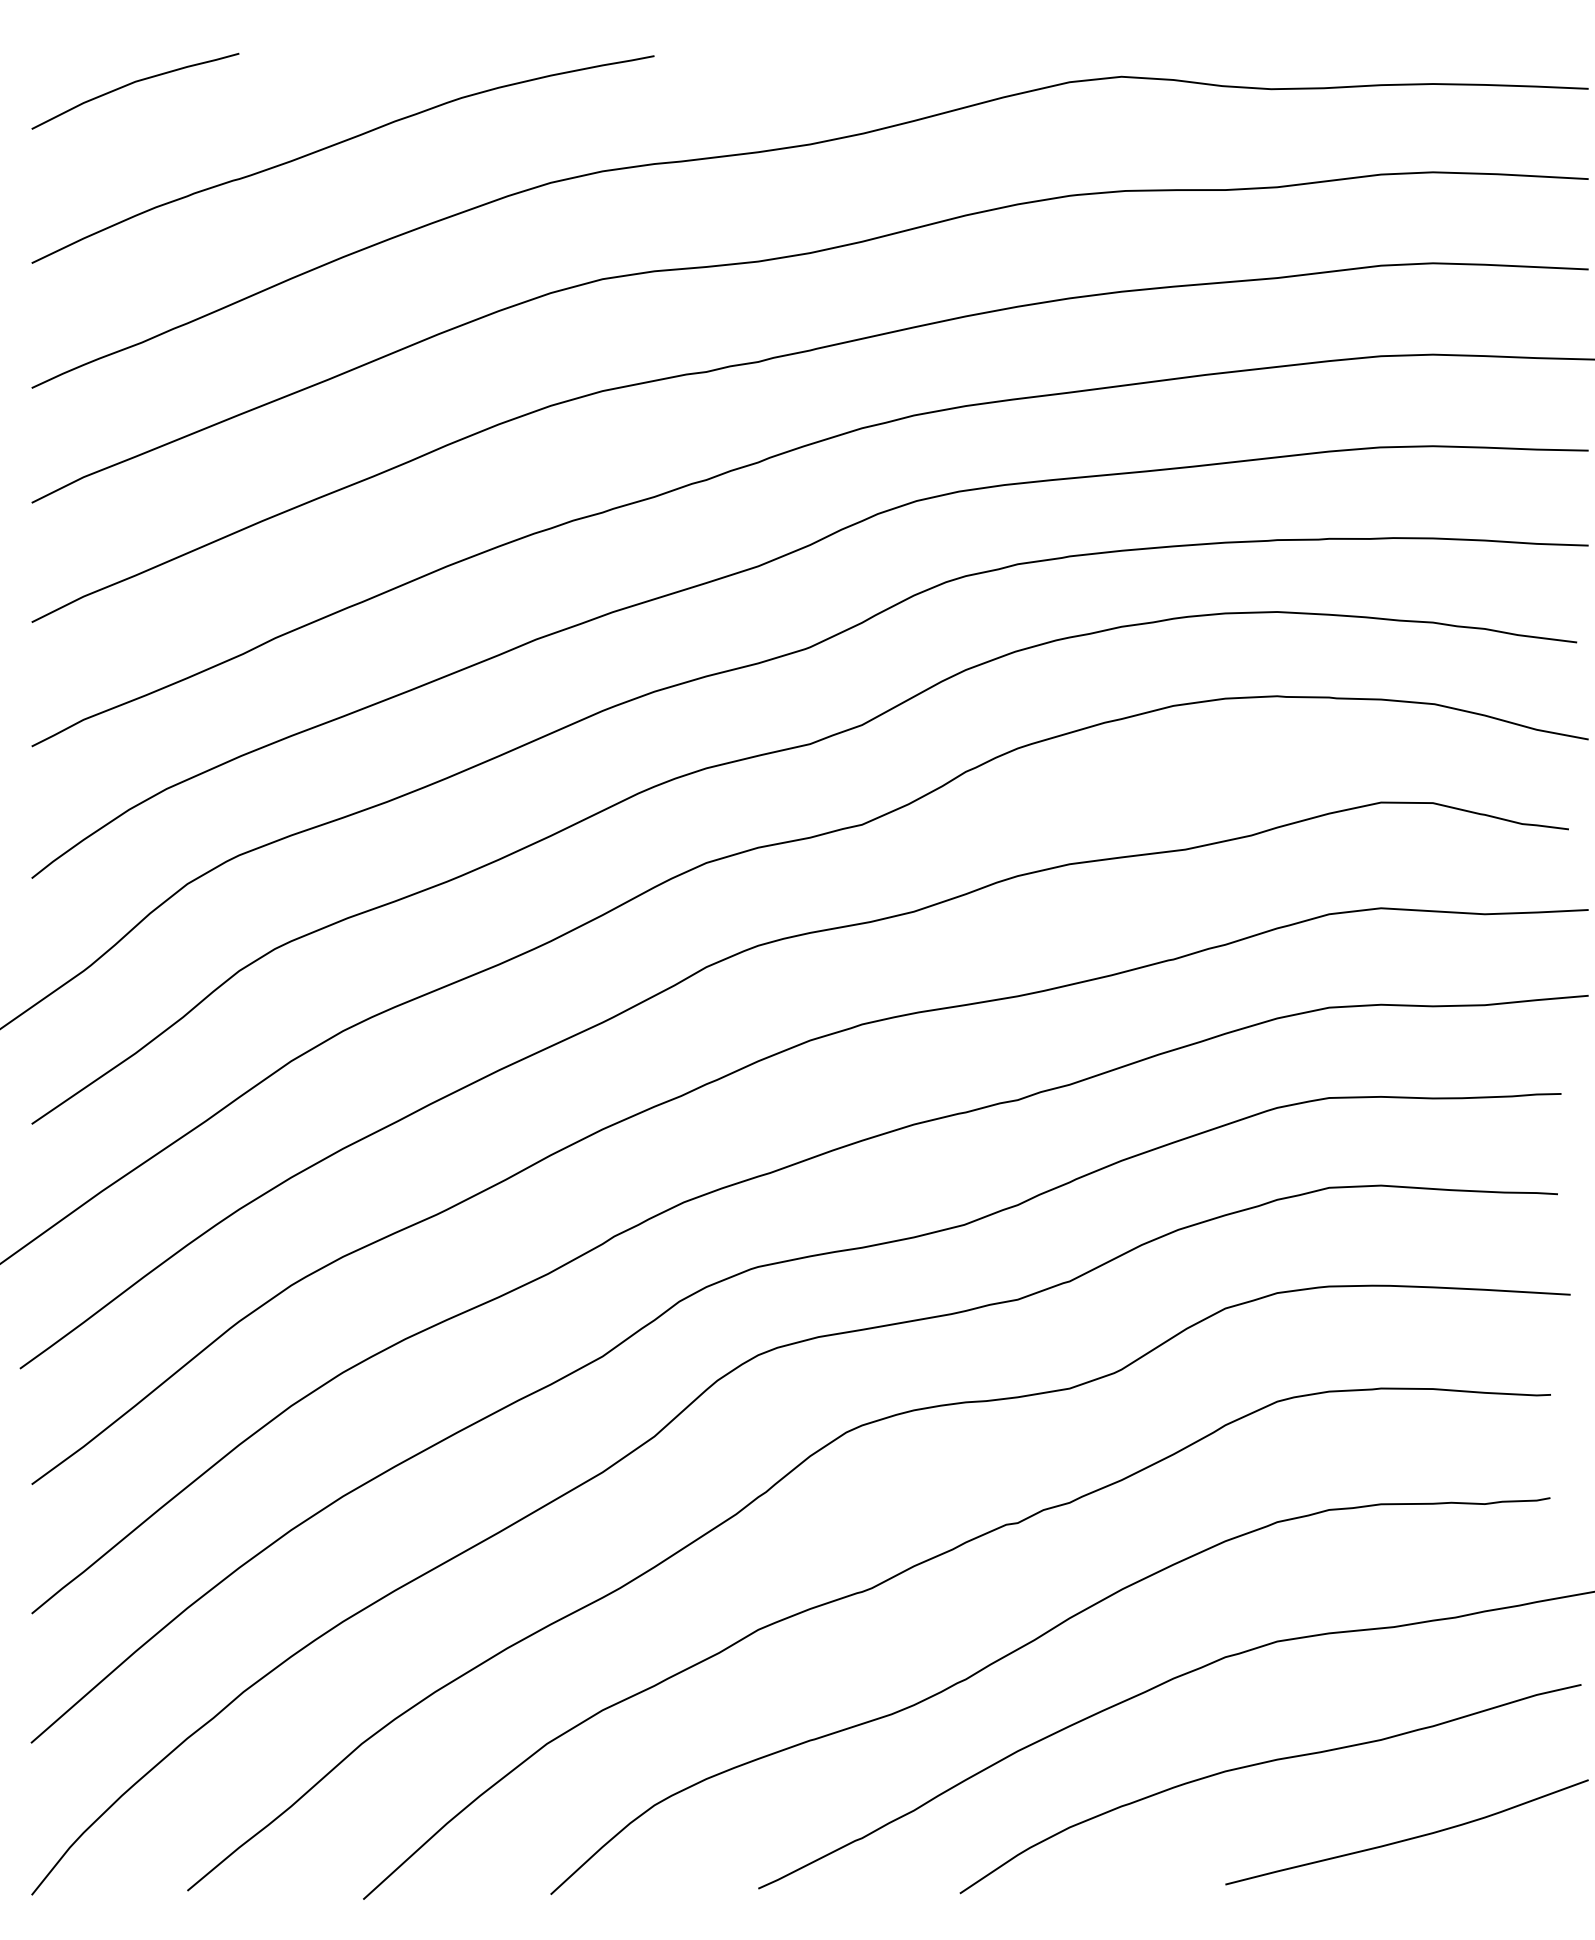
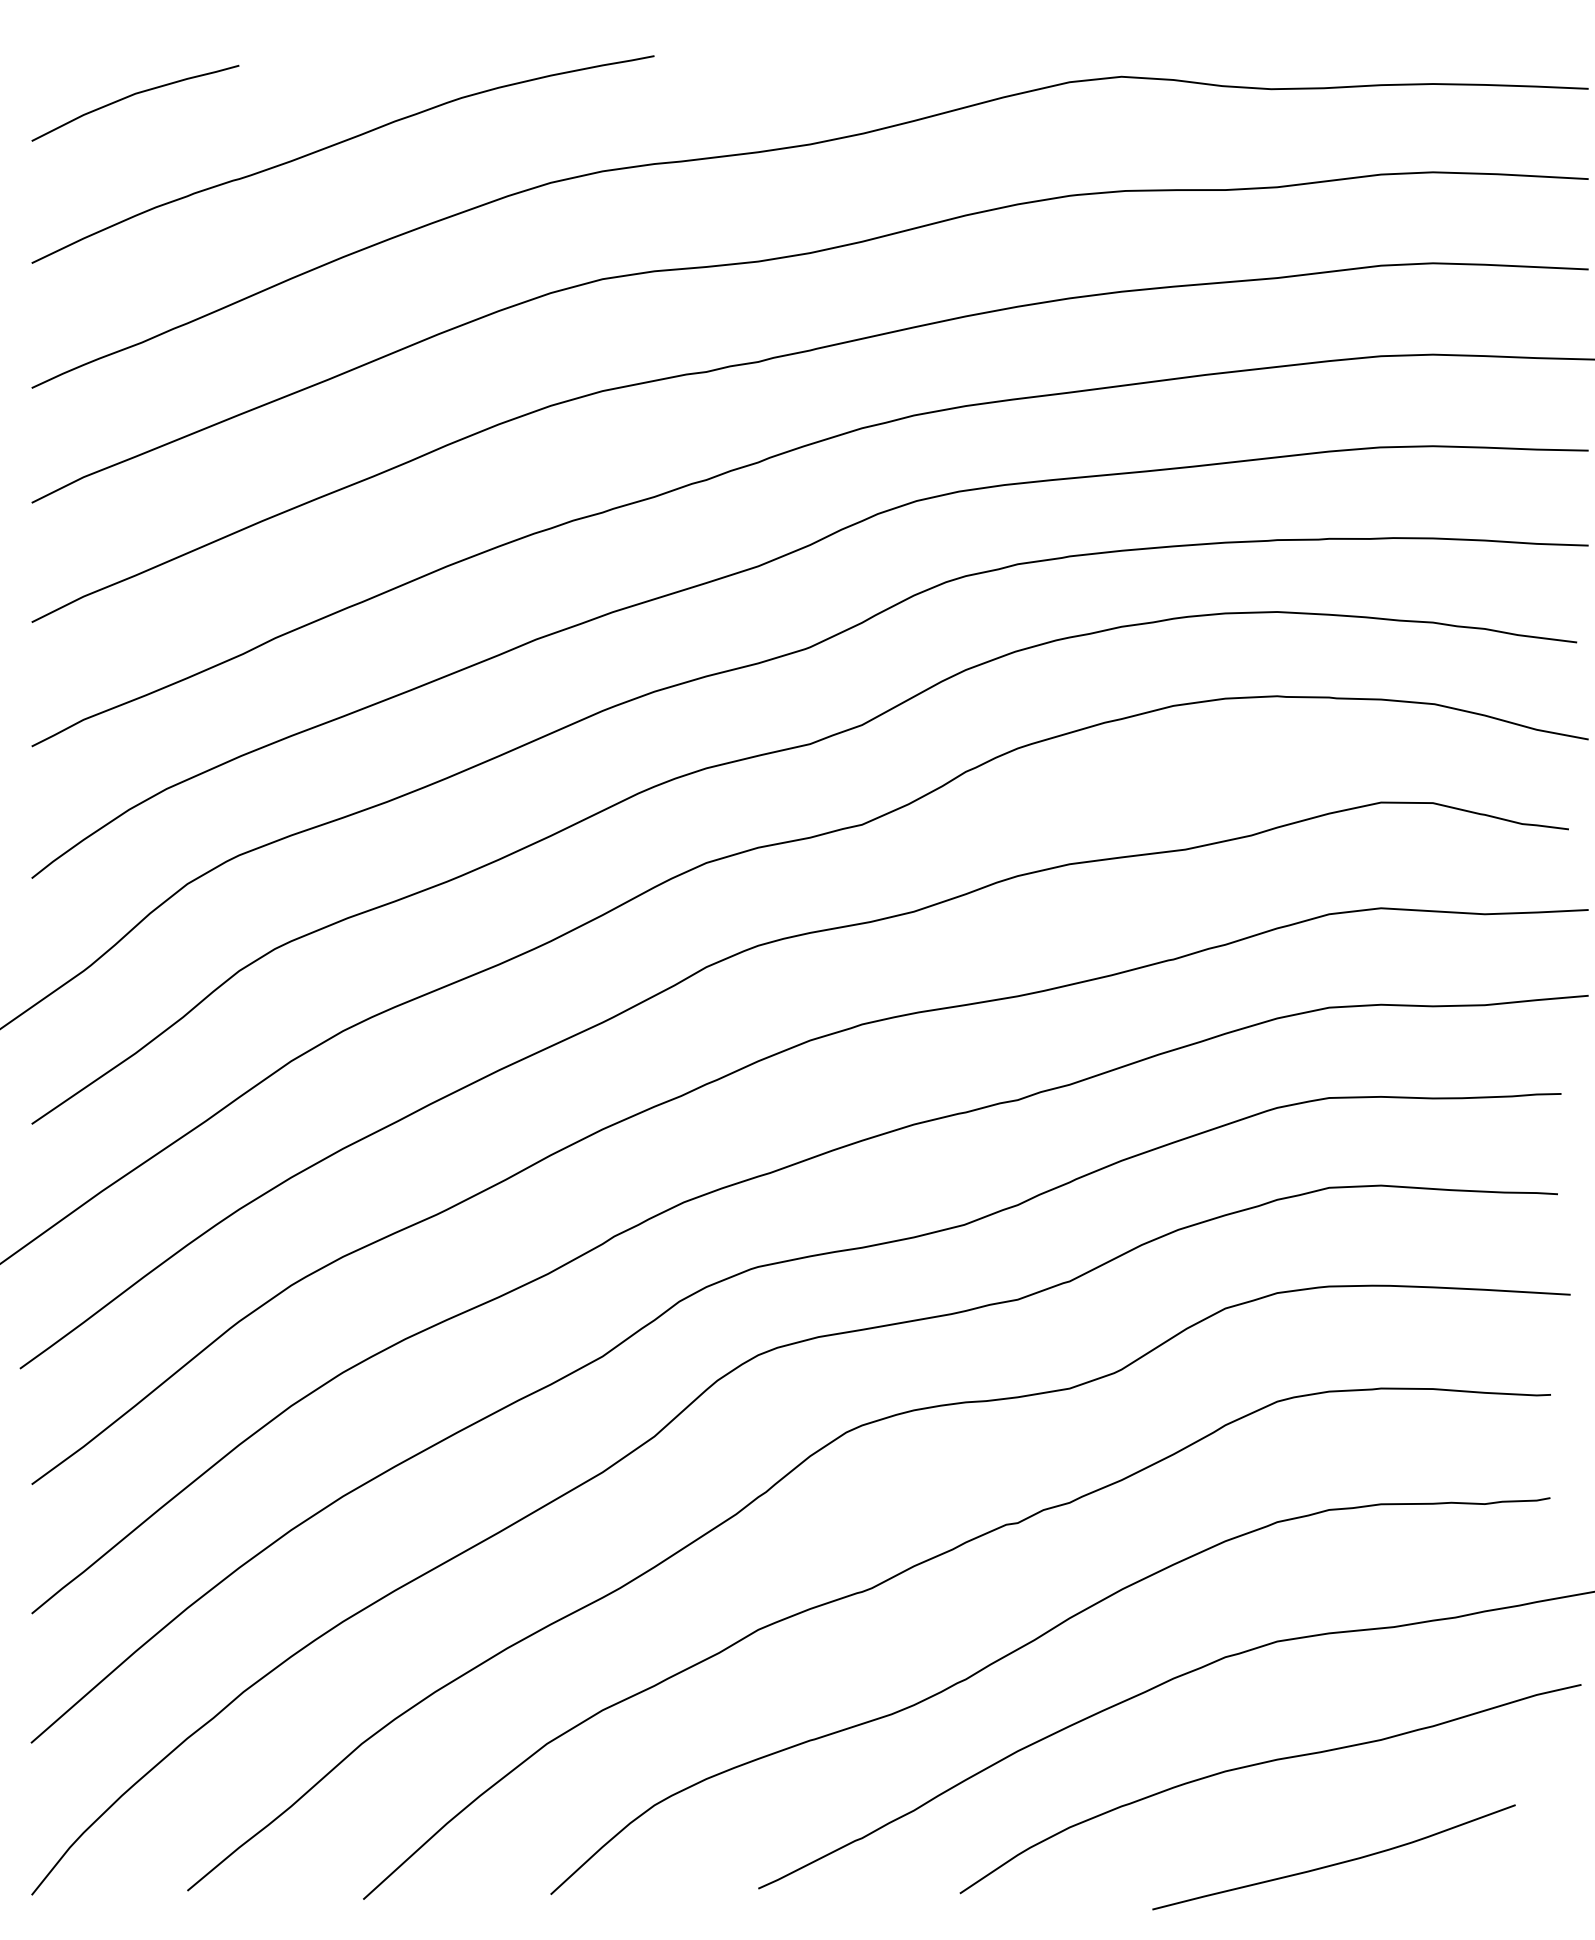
curve position: (134, 83) -> (134, 95) (134, 95)
curve position: (1407, 1838) -> (1334, 1863) (1334, 1863)
